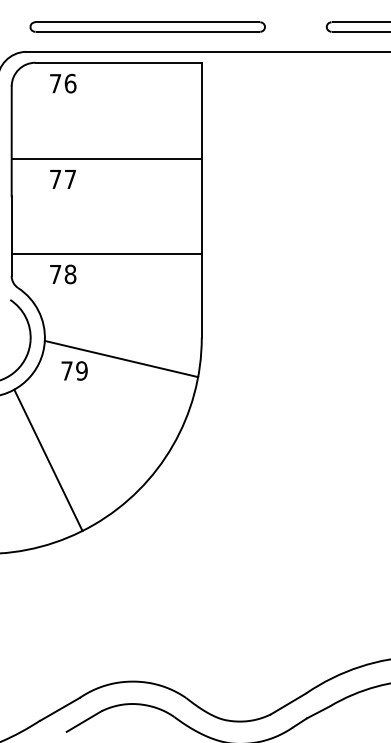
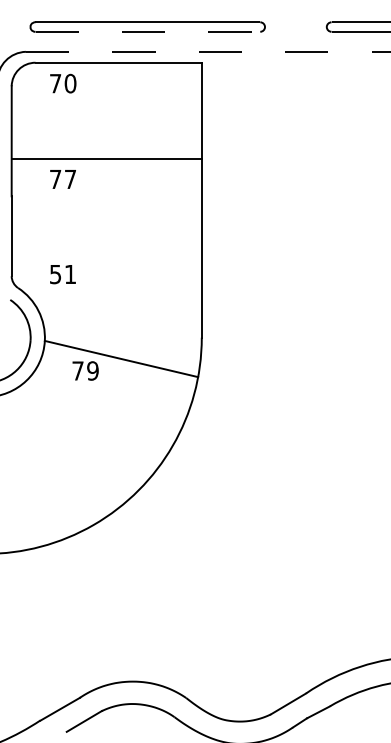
line: solid -> dashed (148, 31)
line: solid -> dashed (208, 51)
text: 76 -> 70 (70, 83)
line: present -> none (106, 253)
text: 78 -> 51 (63, 274)
text position: (74, 370) -> (85, 370) (85, 370)
line: present -> none (48, 460)
